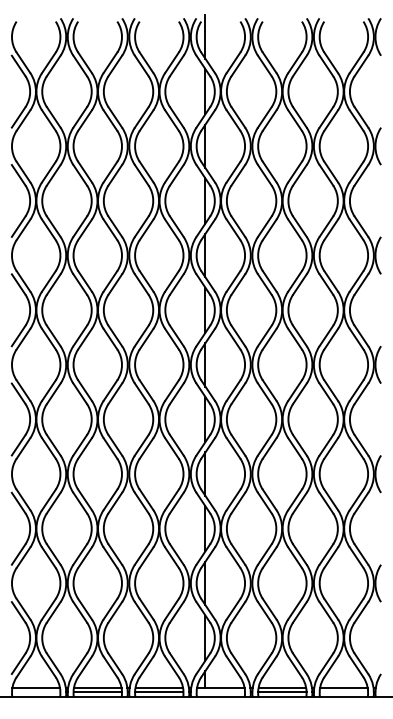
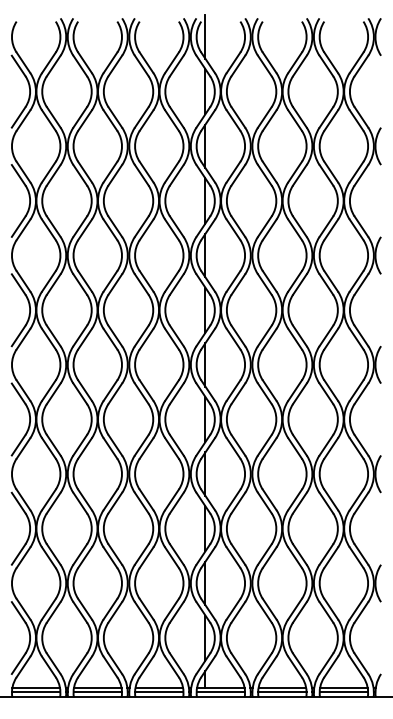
line: none -> present (36, 691)
line: none -> present (220, 691)
line: none -> present (343, 691)
